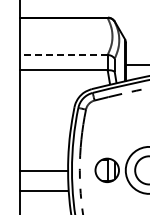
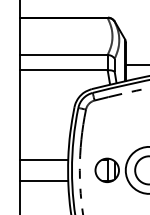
line: dashed -> solid (63, 54)
line position: (44, 170) -> (44, 159) (44, 159)
line position: (44, 191) -> (44, 181) (44, 181)
